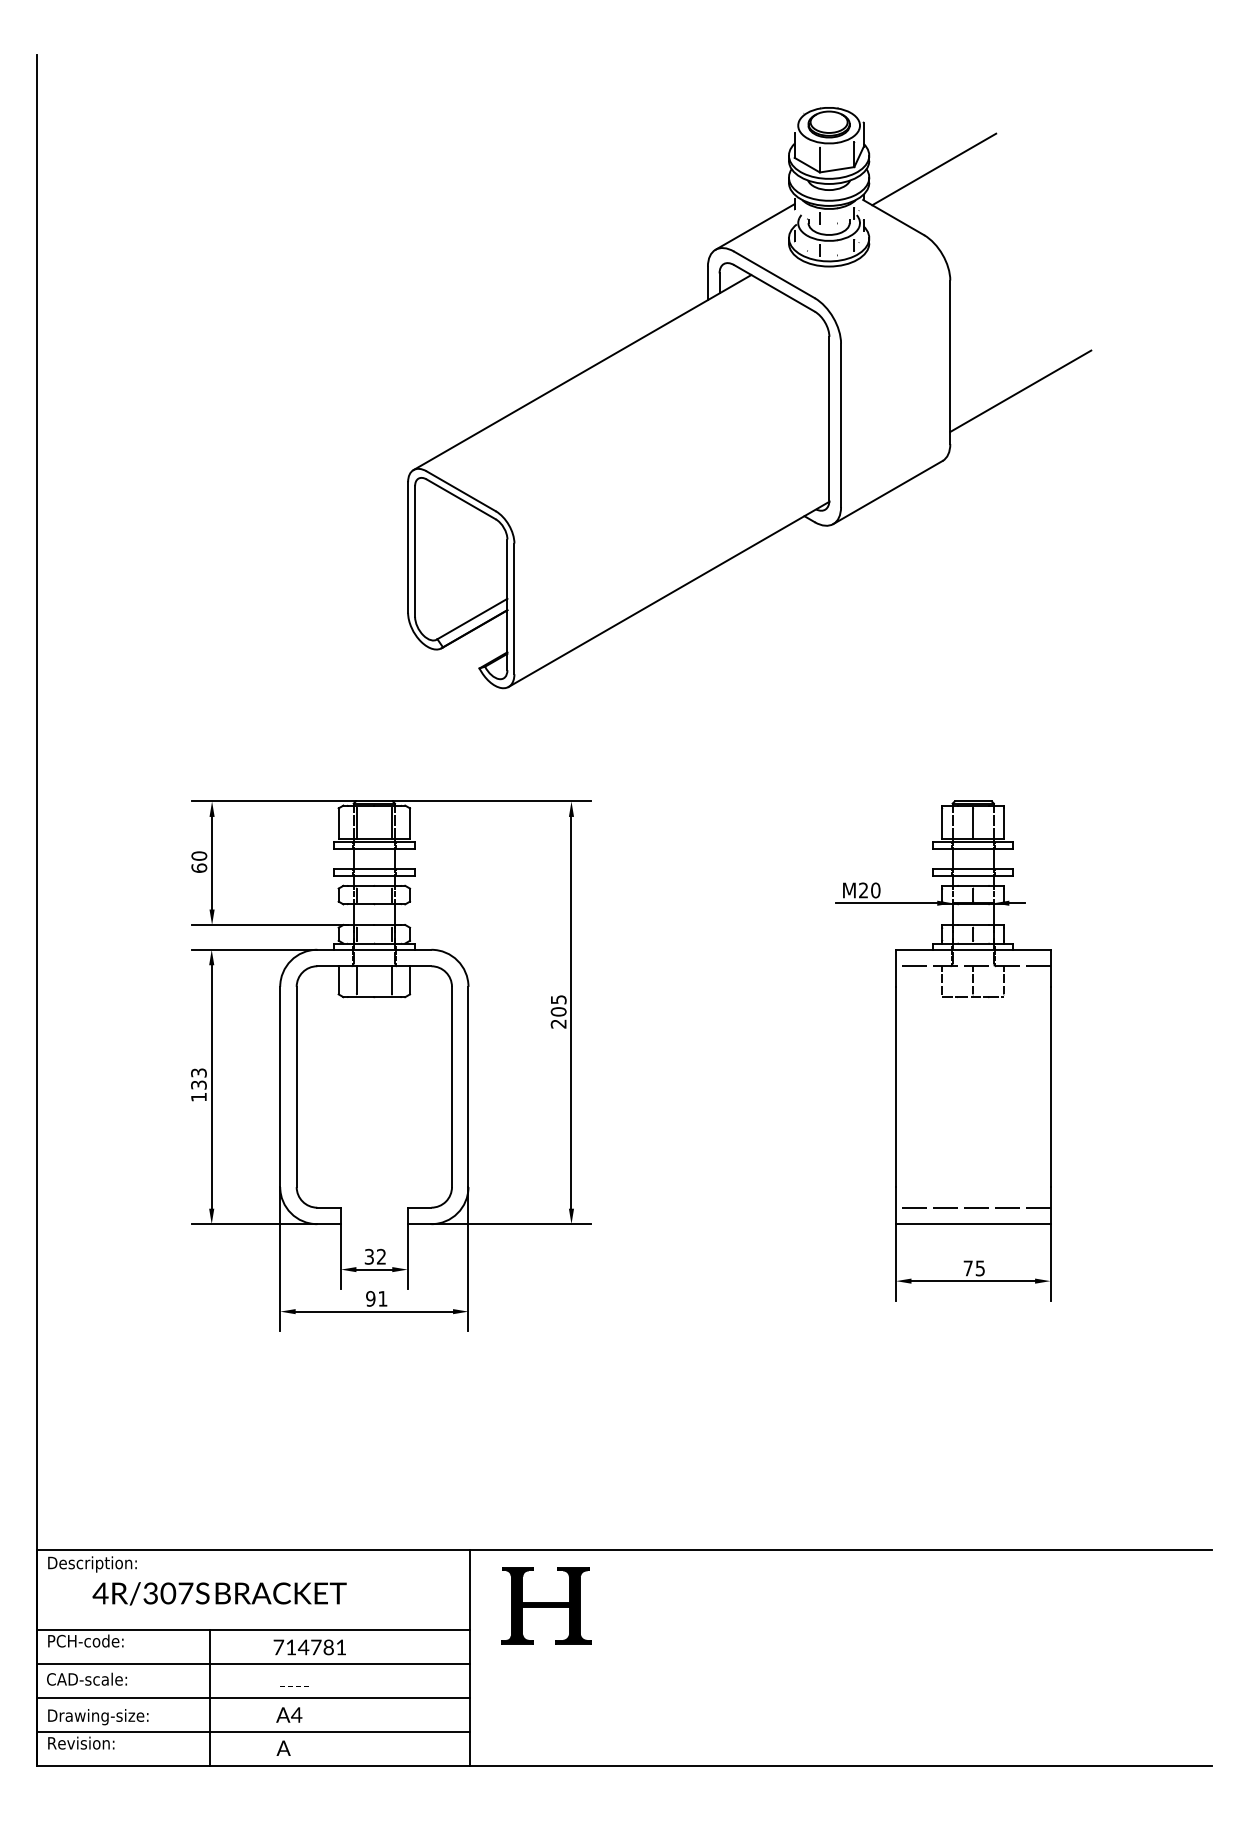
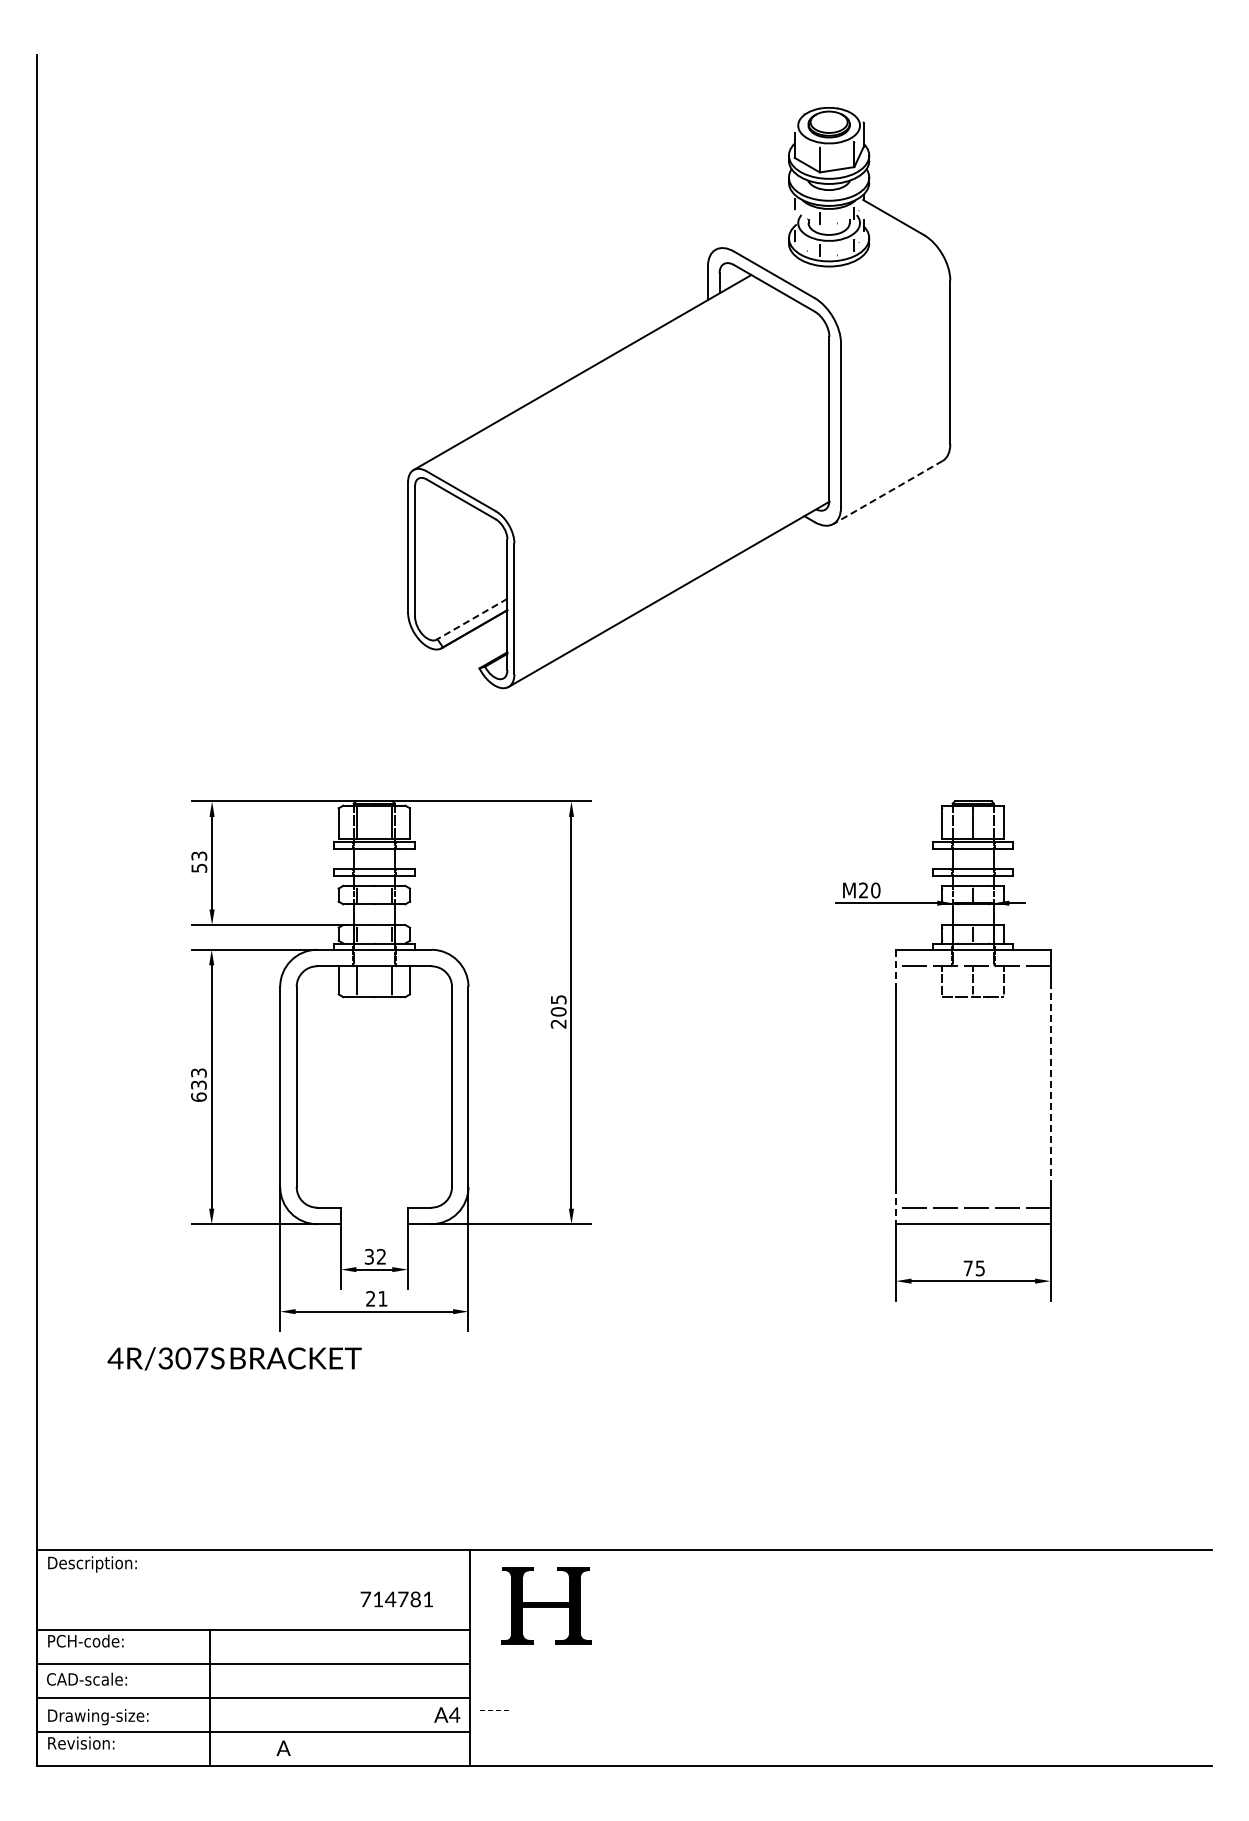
line: present -> none (934, 169)
line: present -> none (754, 226)
line: present -> none (1020, 390)
line: solid -> dashed (887, 492)
line: solid -> dashed (472, 619)
text: 60 -> 53 (199, 861)
line: solid -> dashed (896, 968)
line: solid -> dashed (1050, 1086)
text: 133 -> 633 (198, 1096)
line: solid -> dashed (896, 1205)
text: 91 -> 21 (370, 1298)
text position: (219, 1593) -> (234, 1358) (234, 1358)
text position: (309, 1647) -> (396, 1599) (396, 1599)
text position: (294, 1686) -> (494, 1710) (494, 1710)
text position: (289, 1714) -> (447, 1714) (447, 1714)
